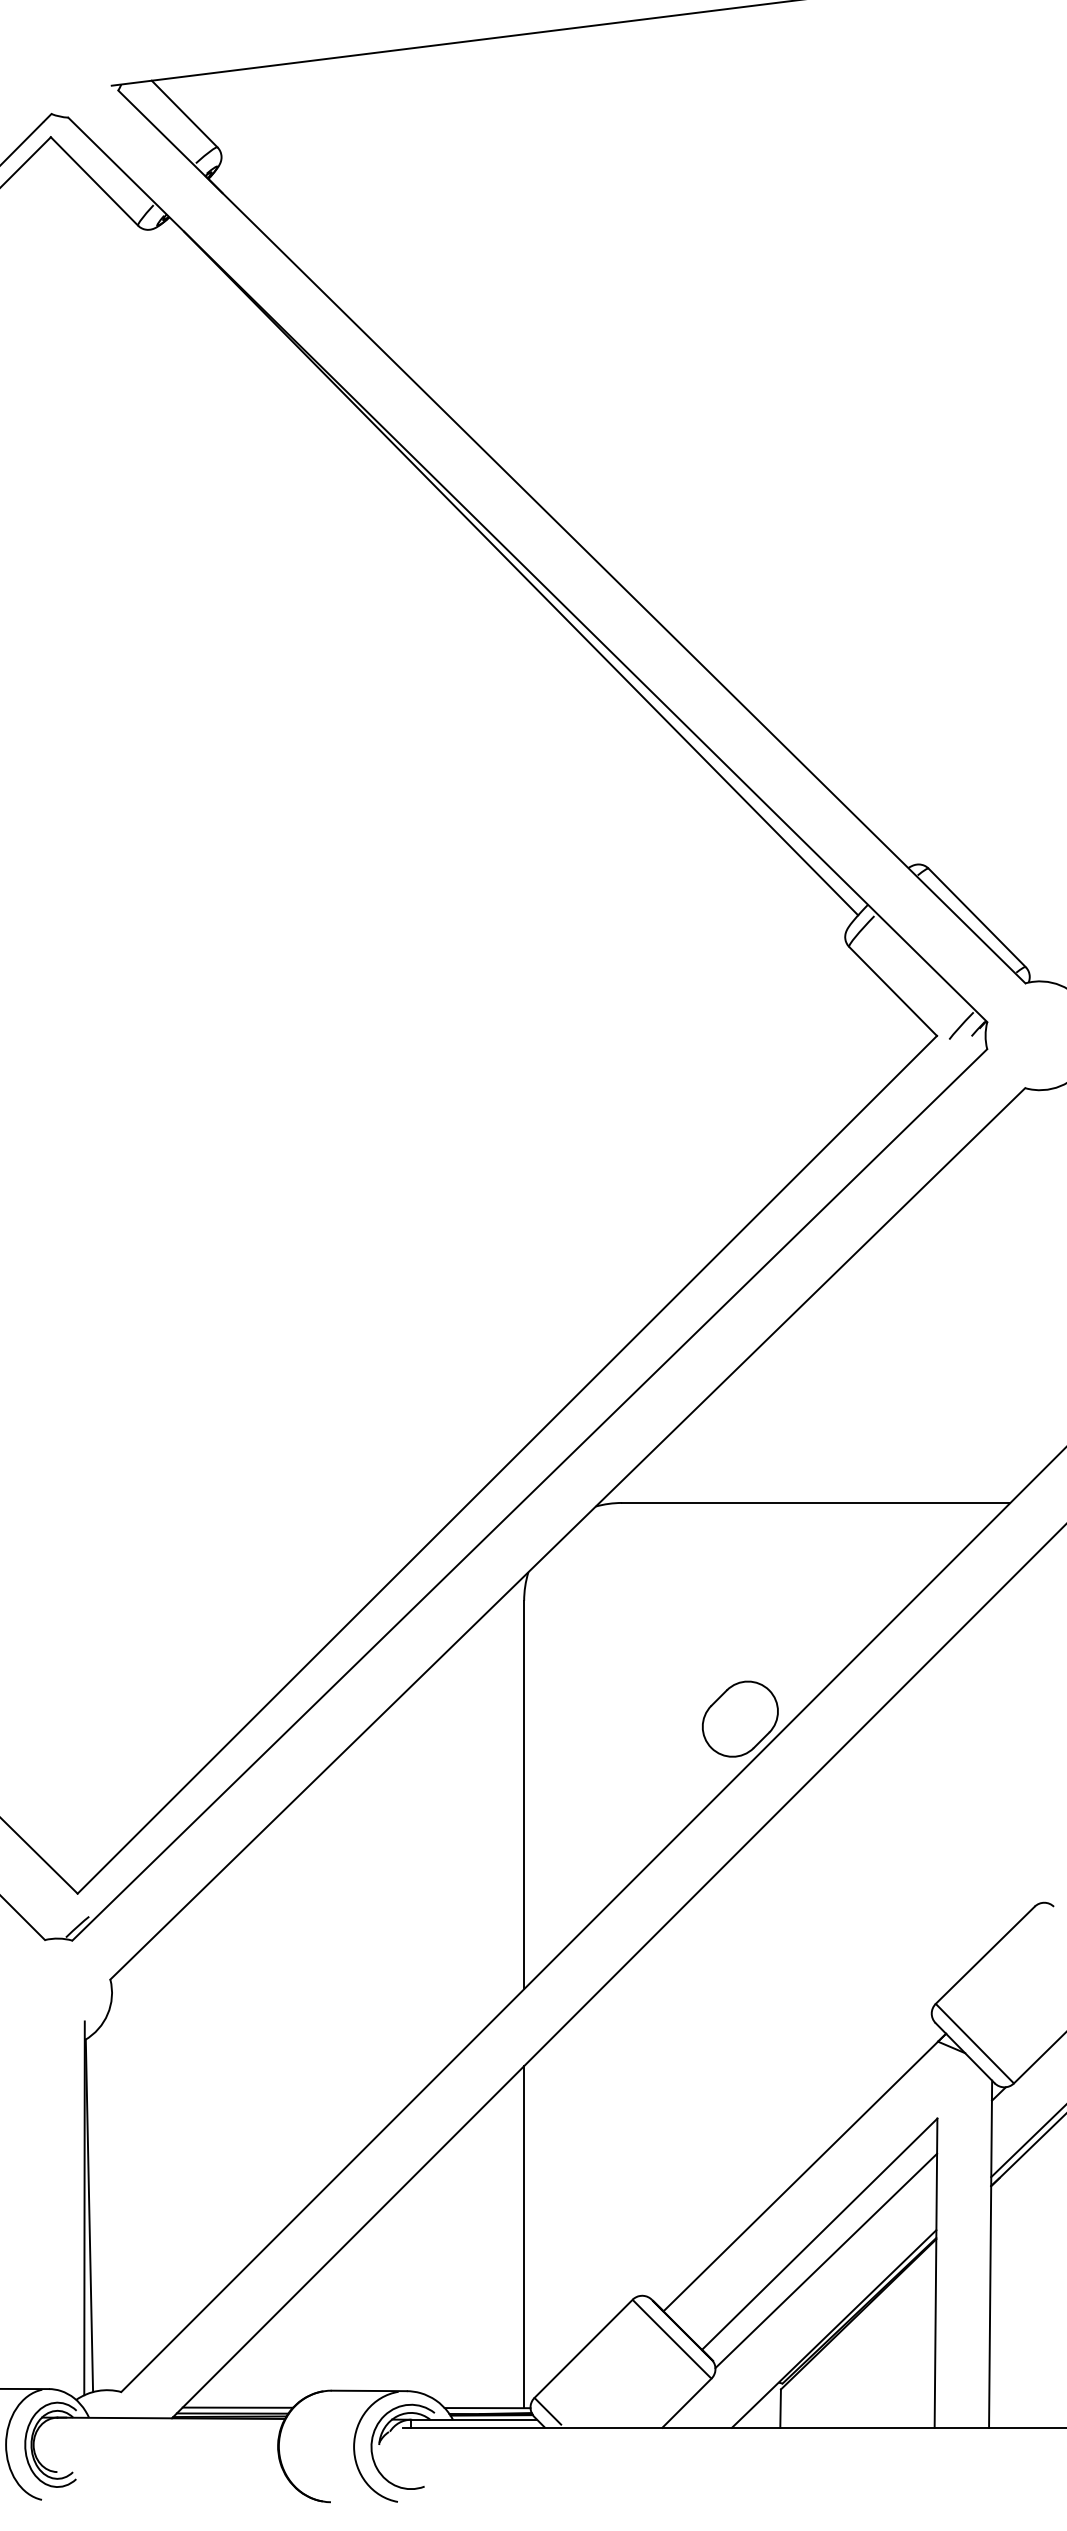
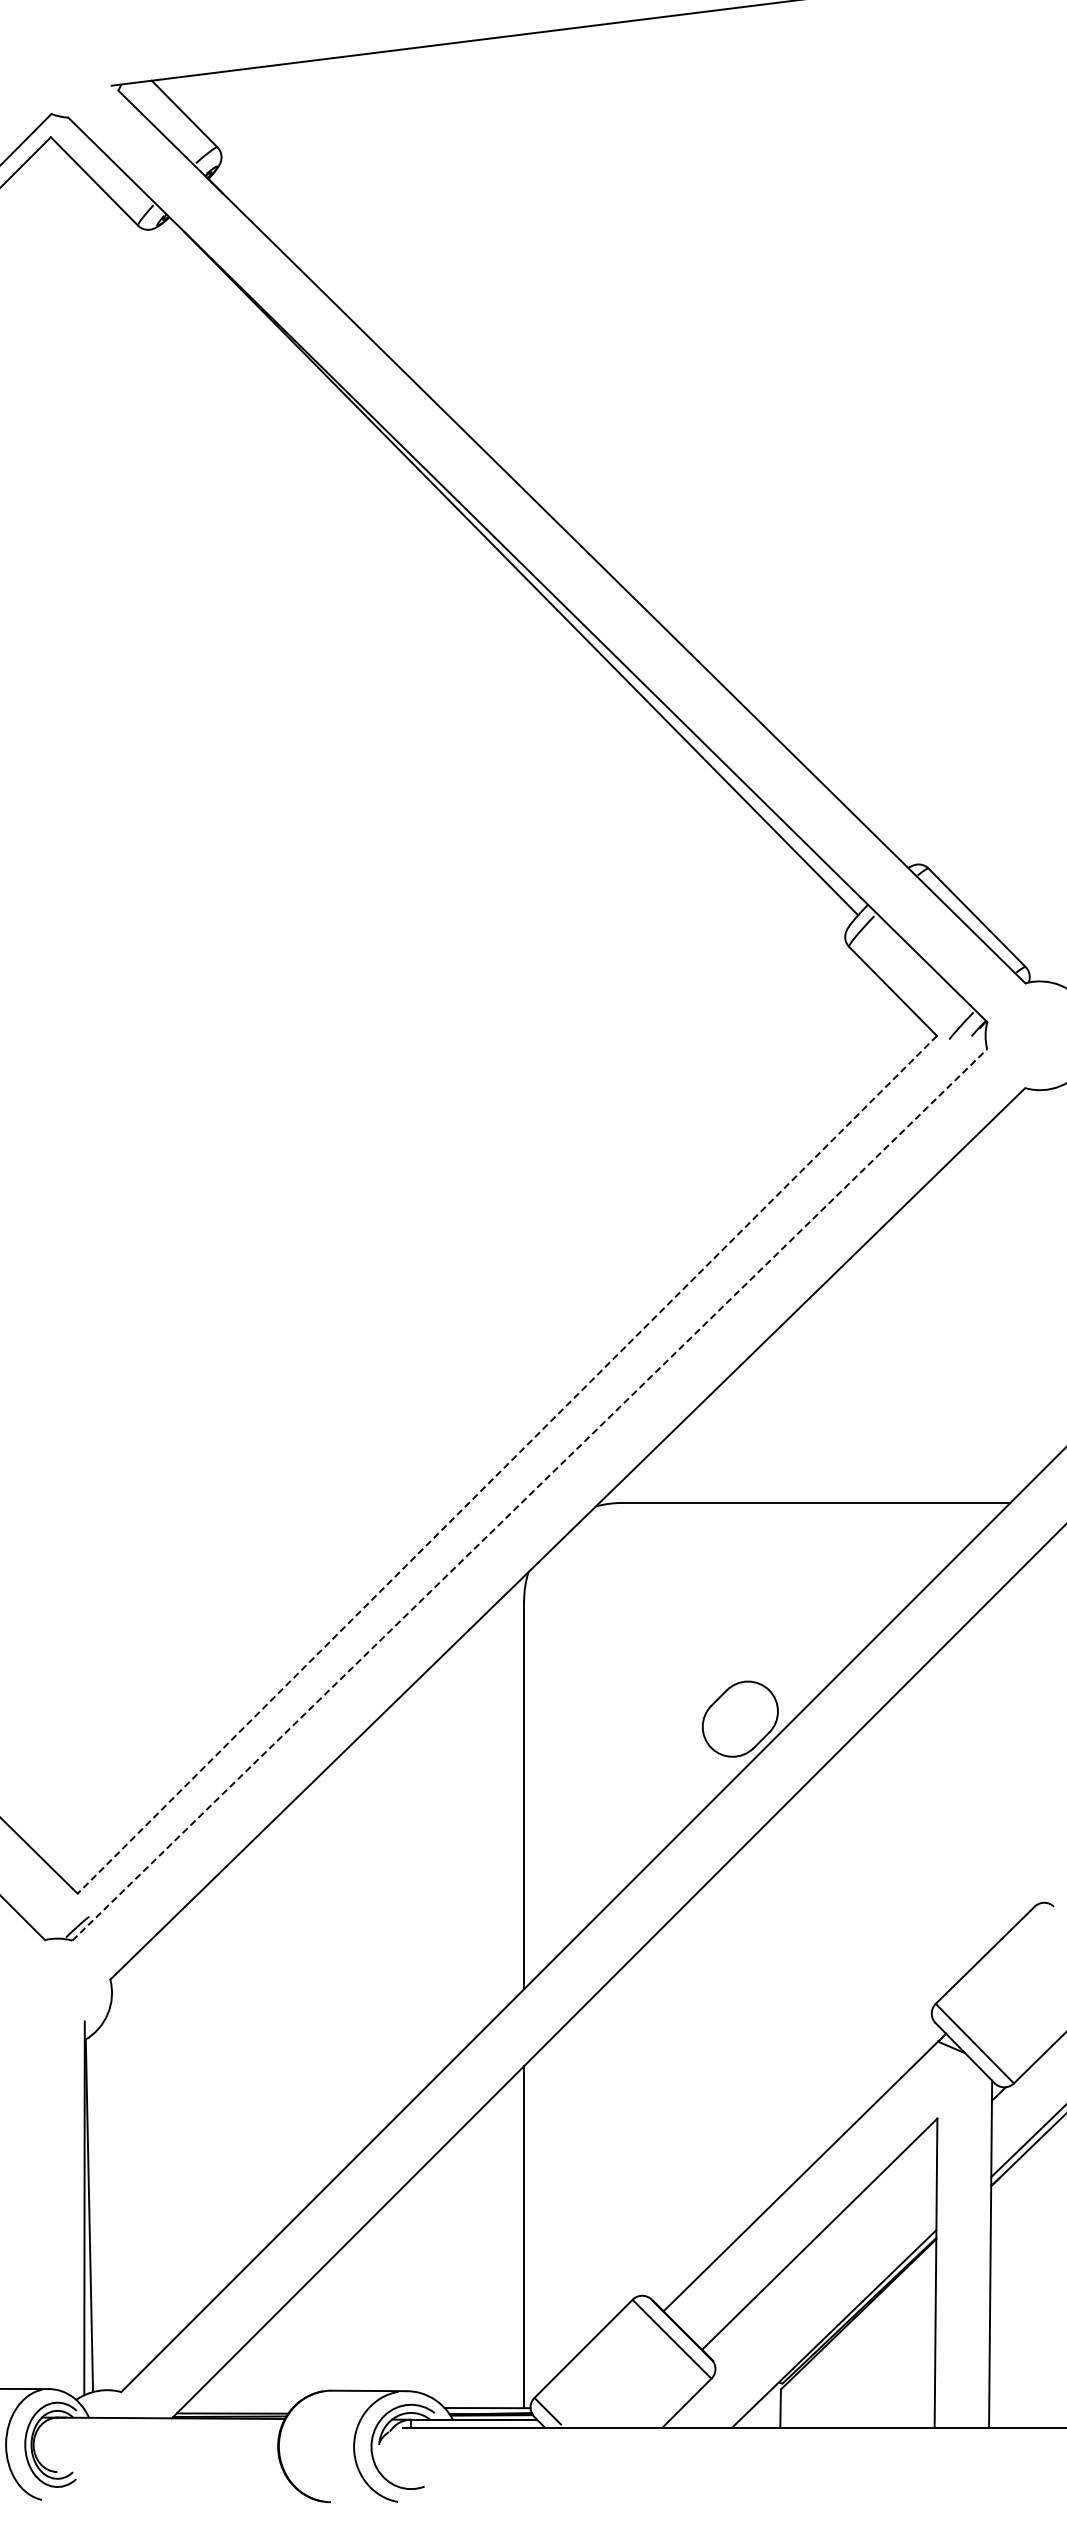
line: solid -> dashed (506, 1465)
line: solid -> dashed (529, 1494)
line: present -> none (826, 2260)
line: present -> none (237, 2407)
